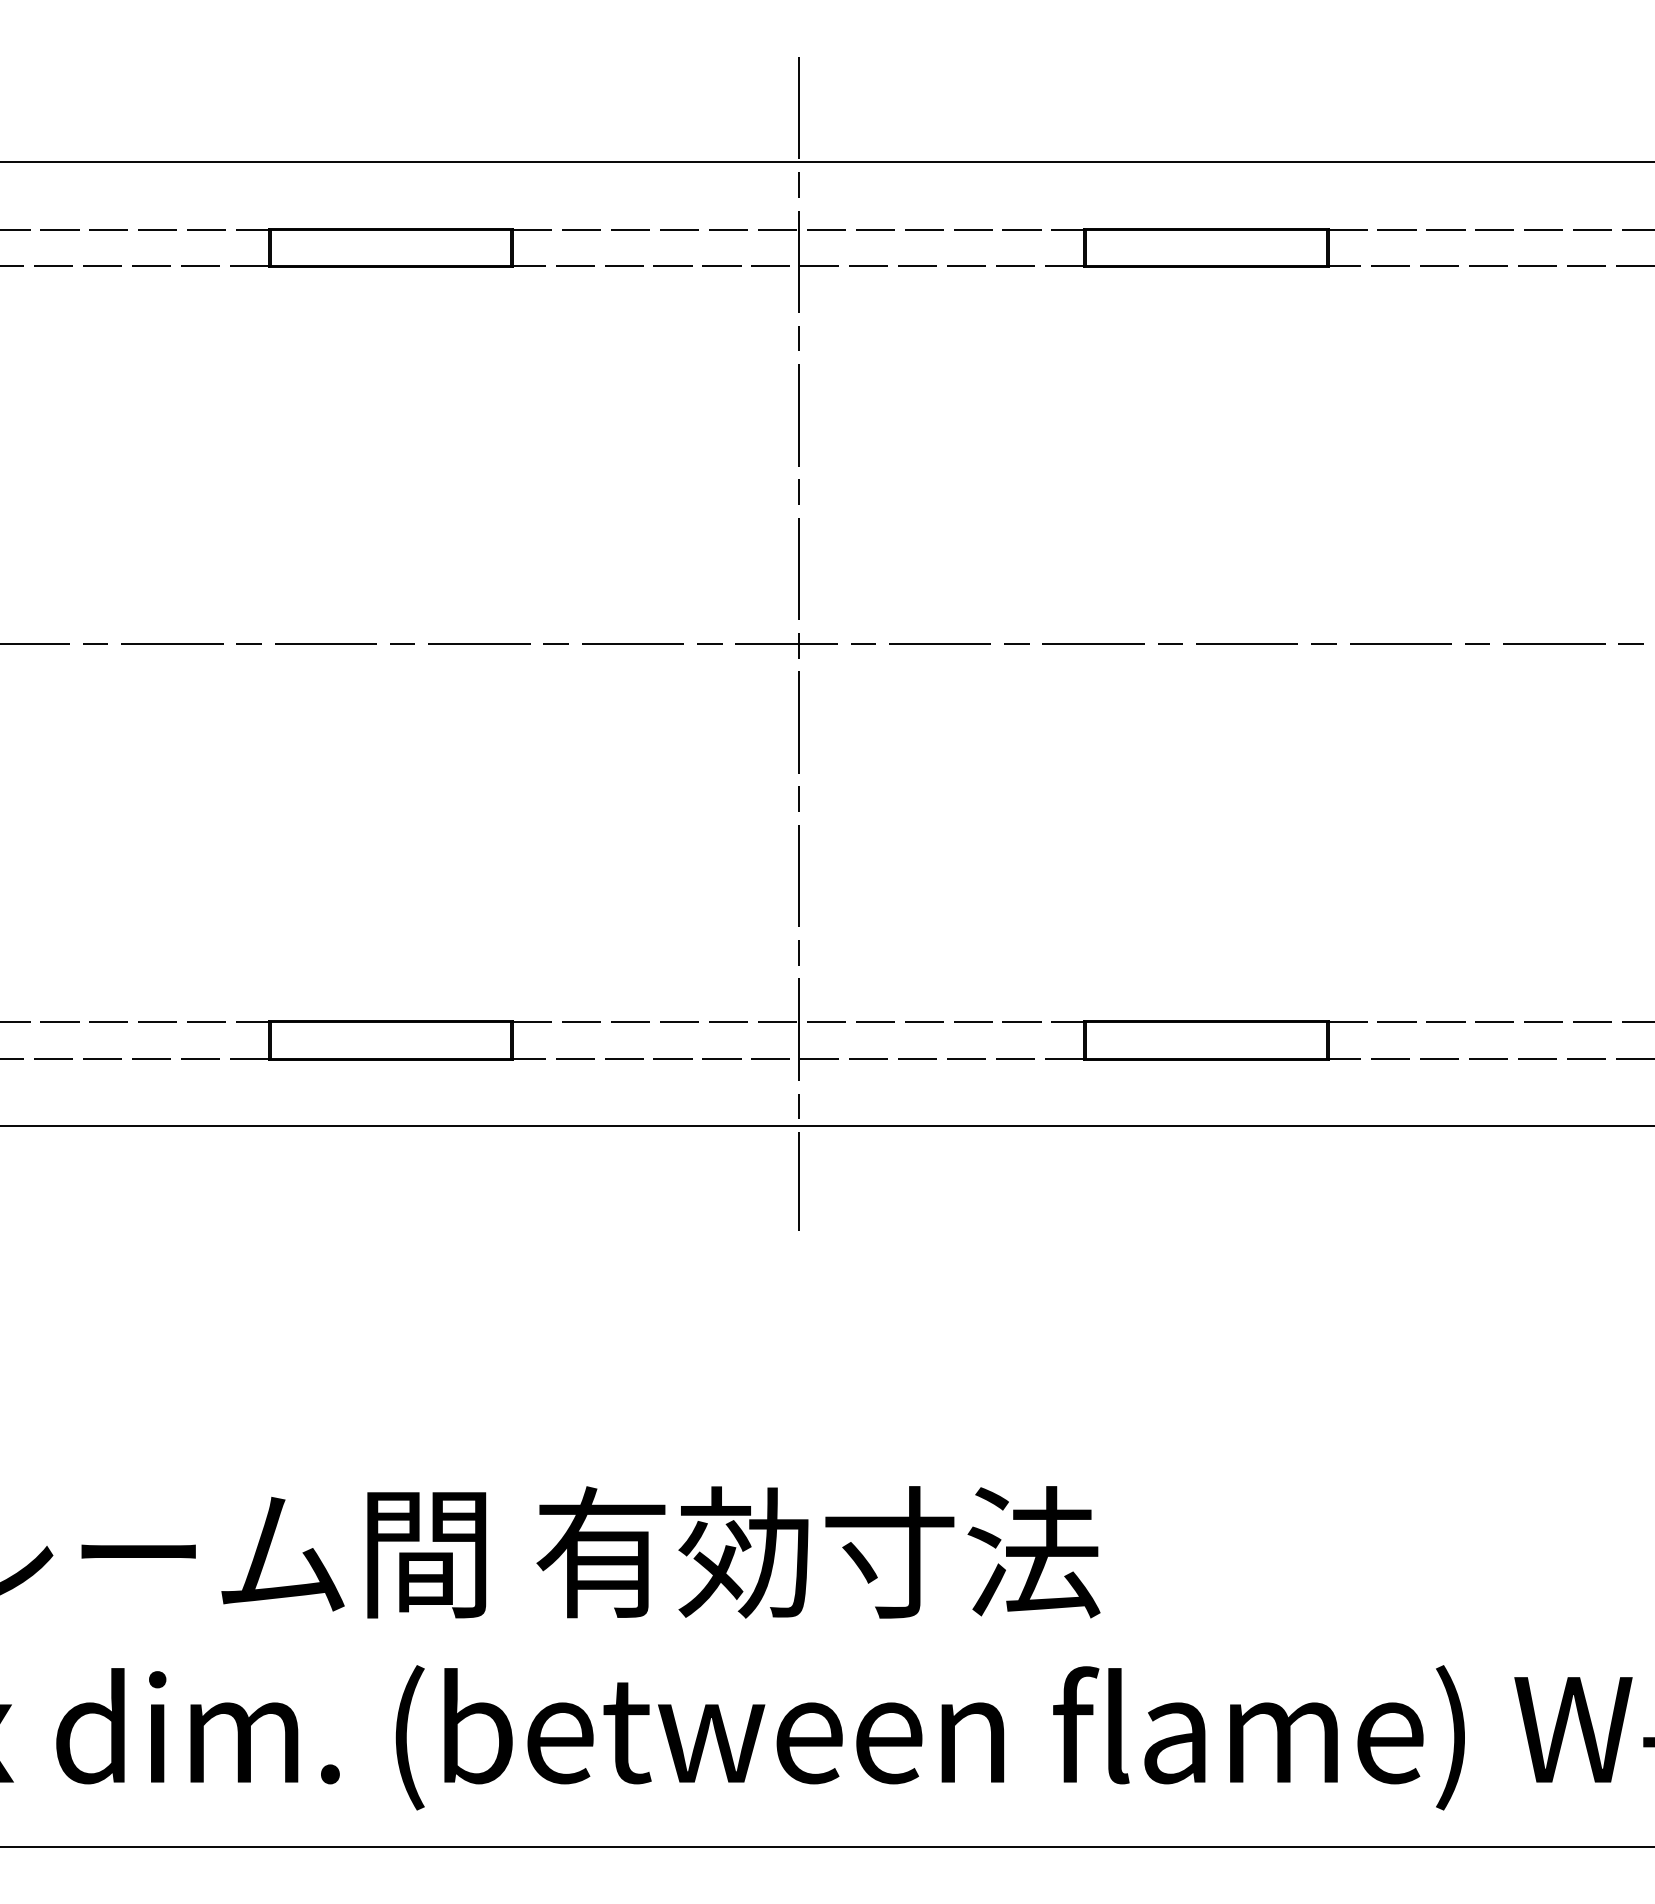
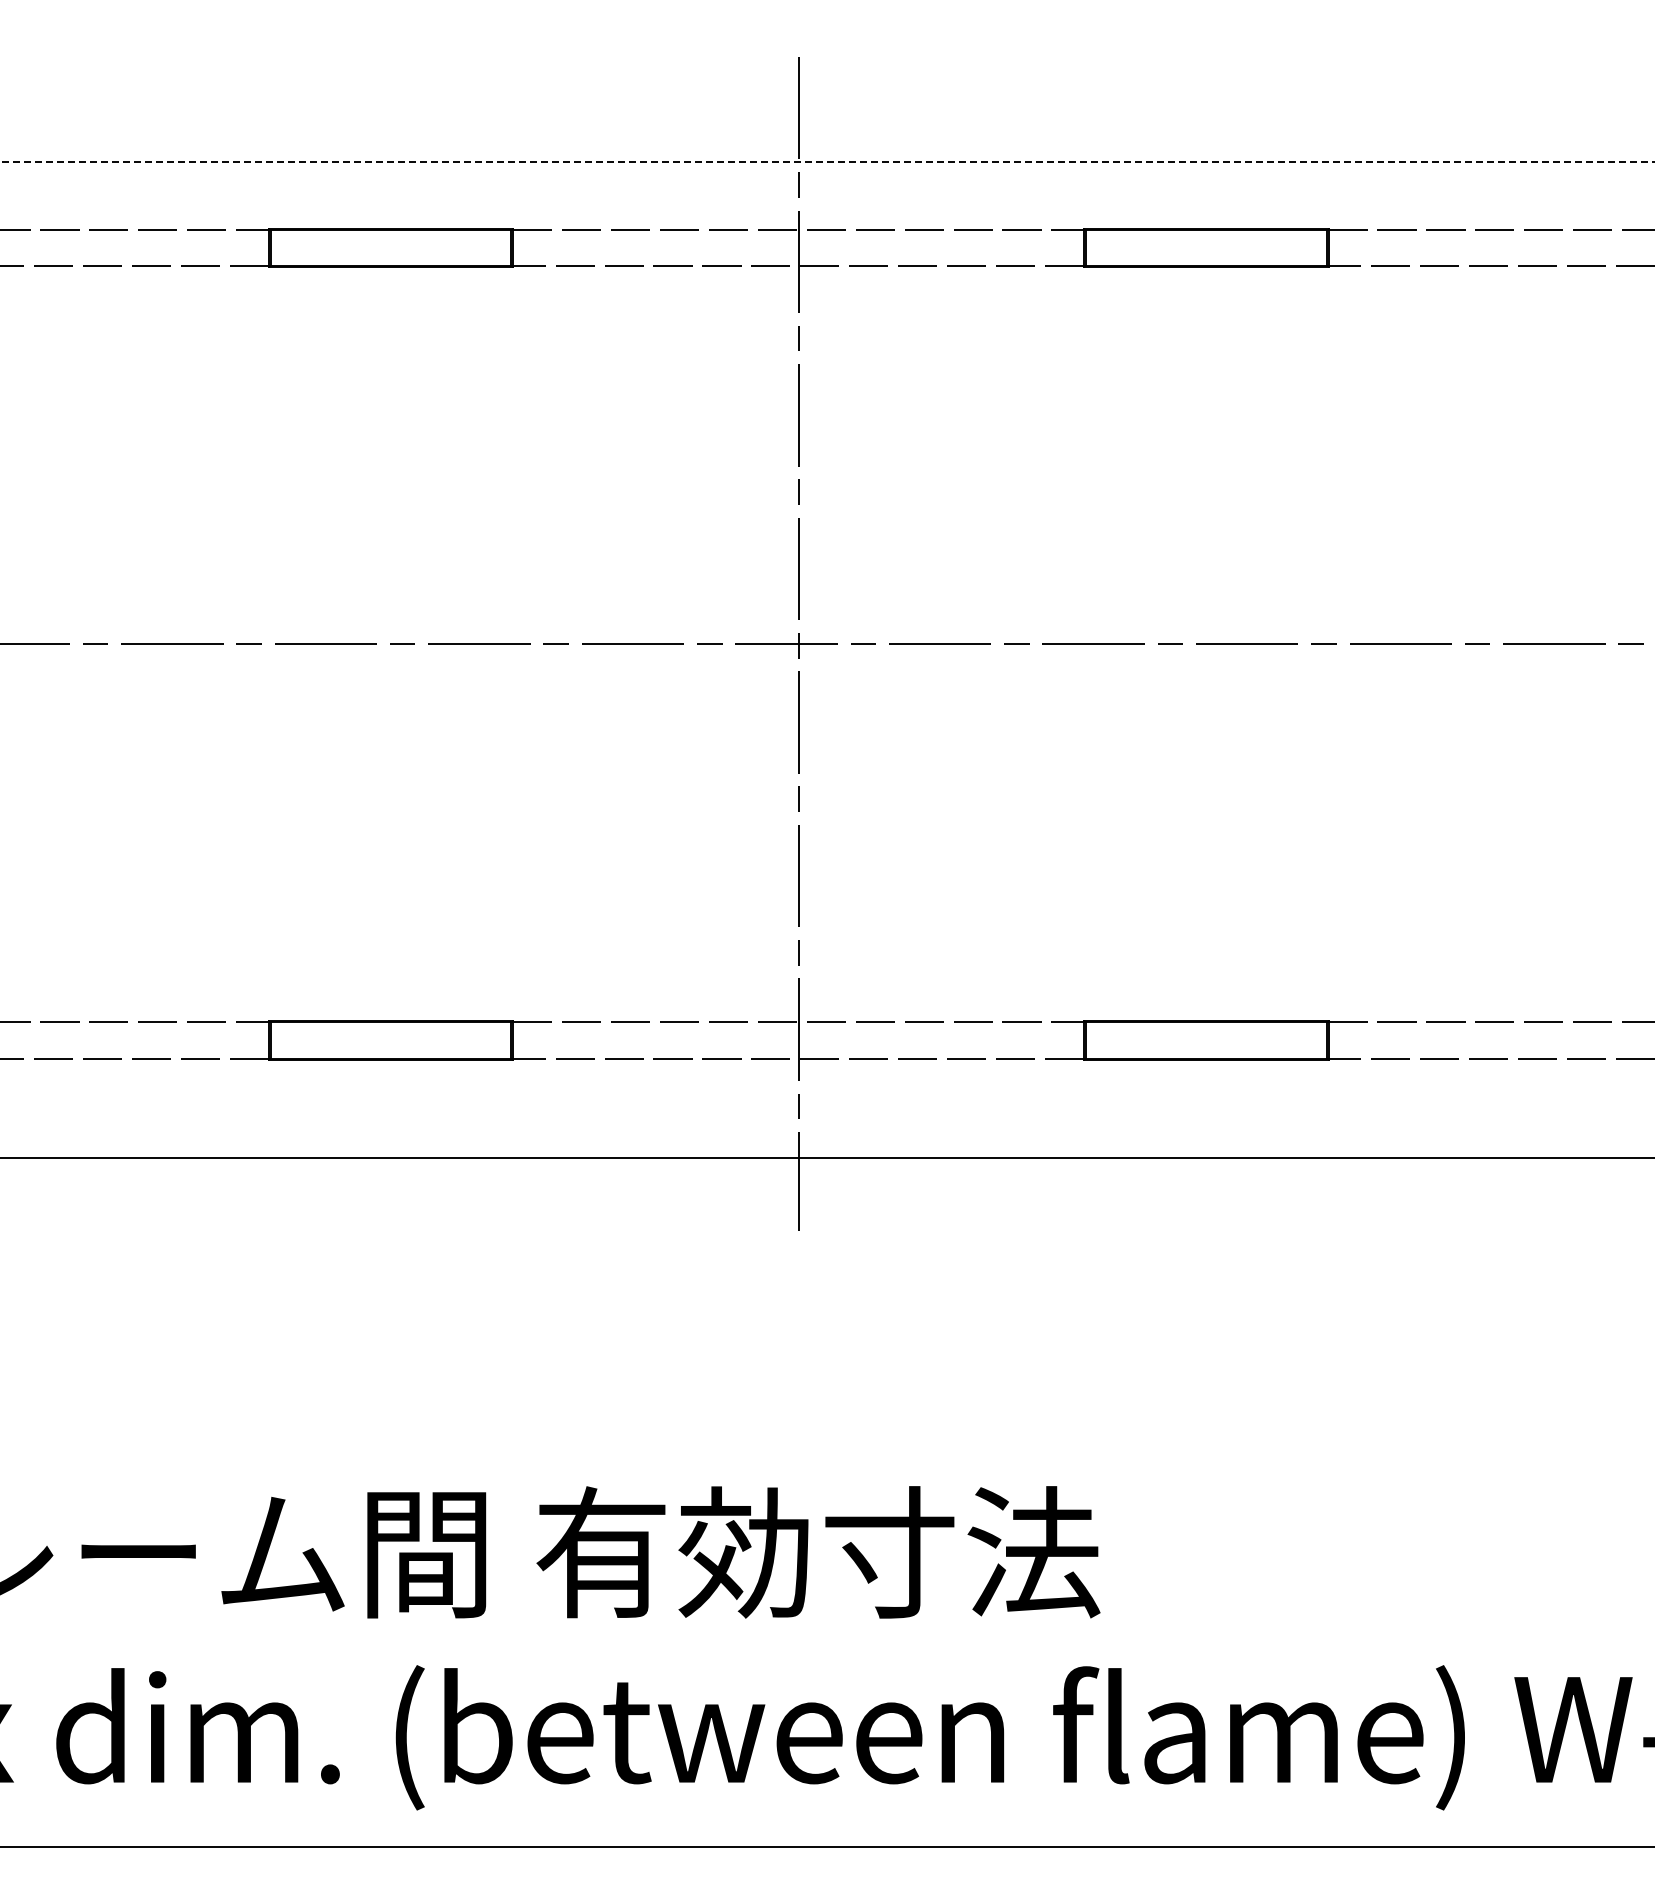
line: solid -> dashed (827, 162)
line position: (826, 1125) -> (826, 1157) (826, 1157)
